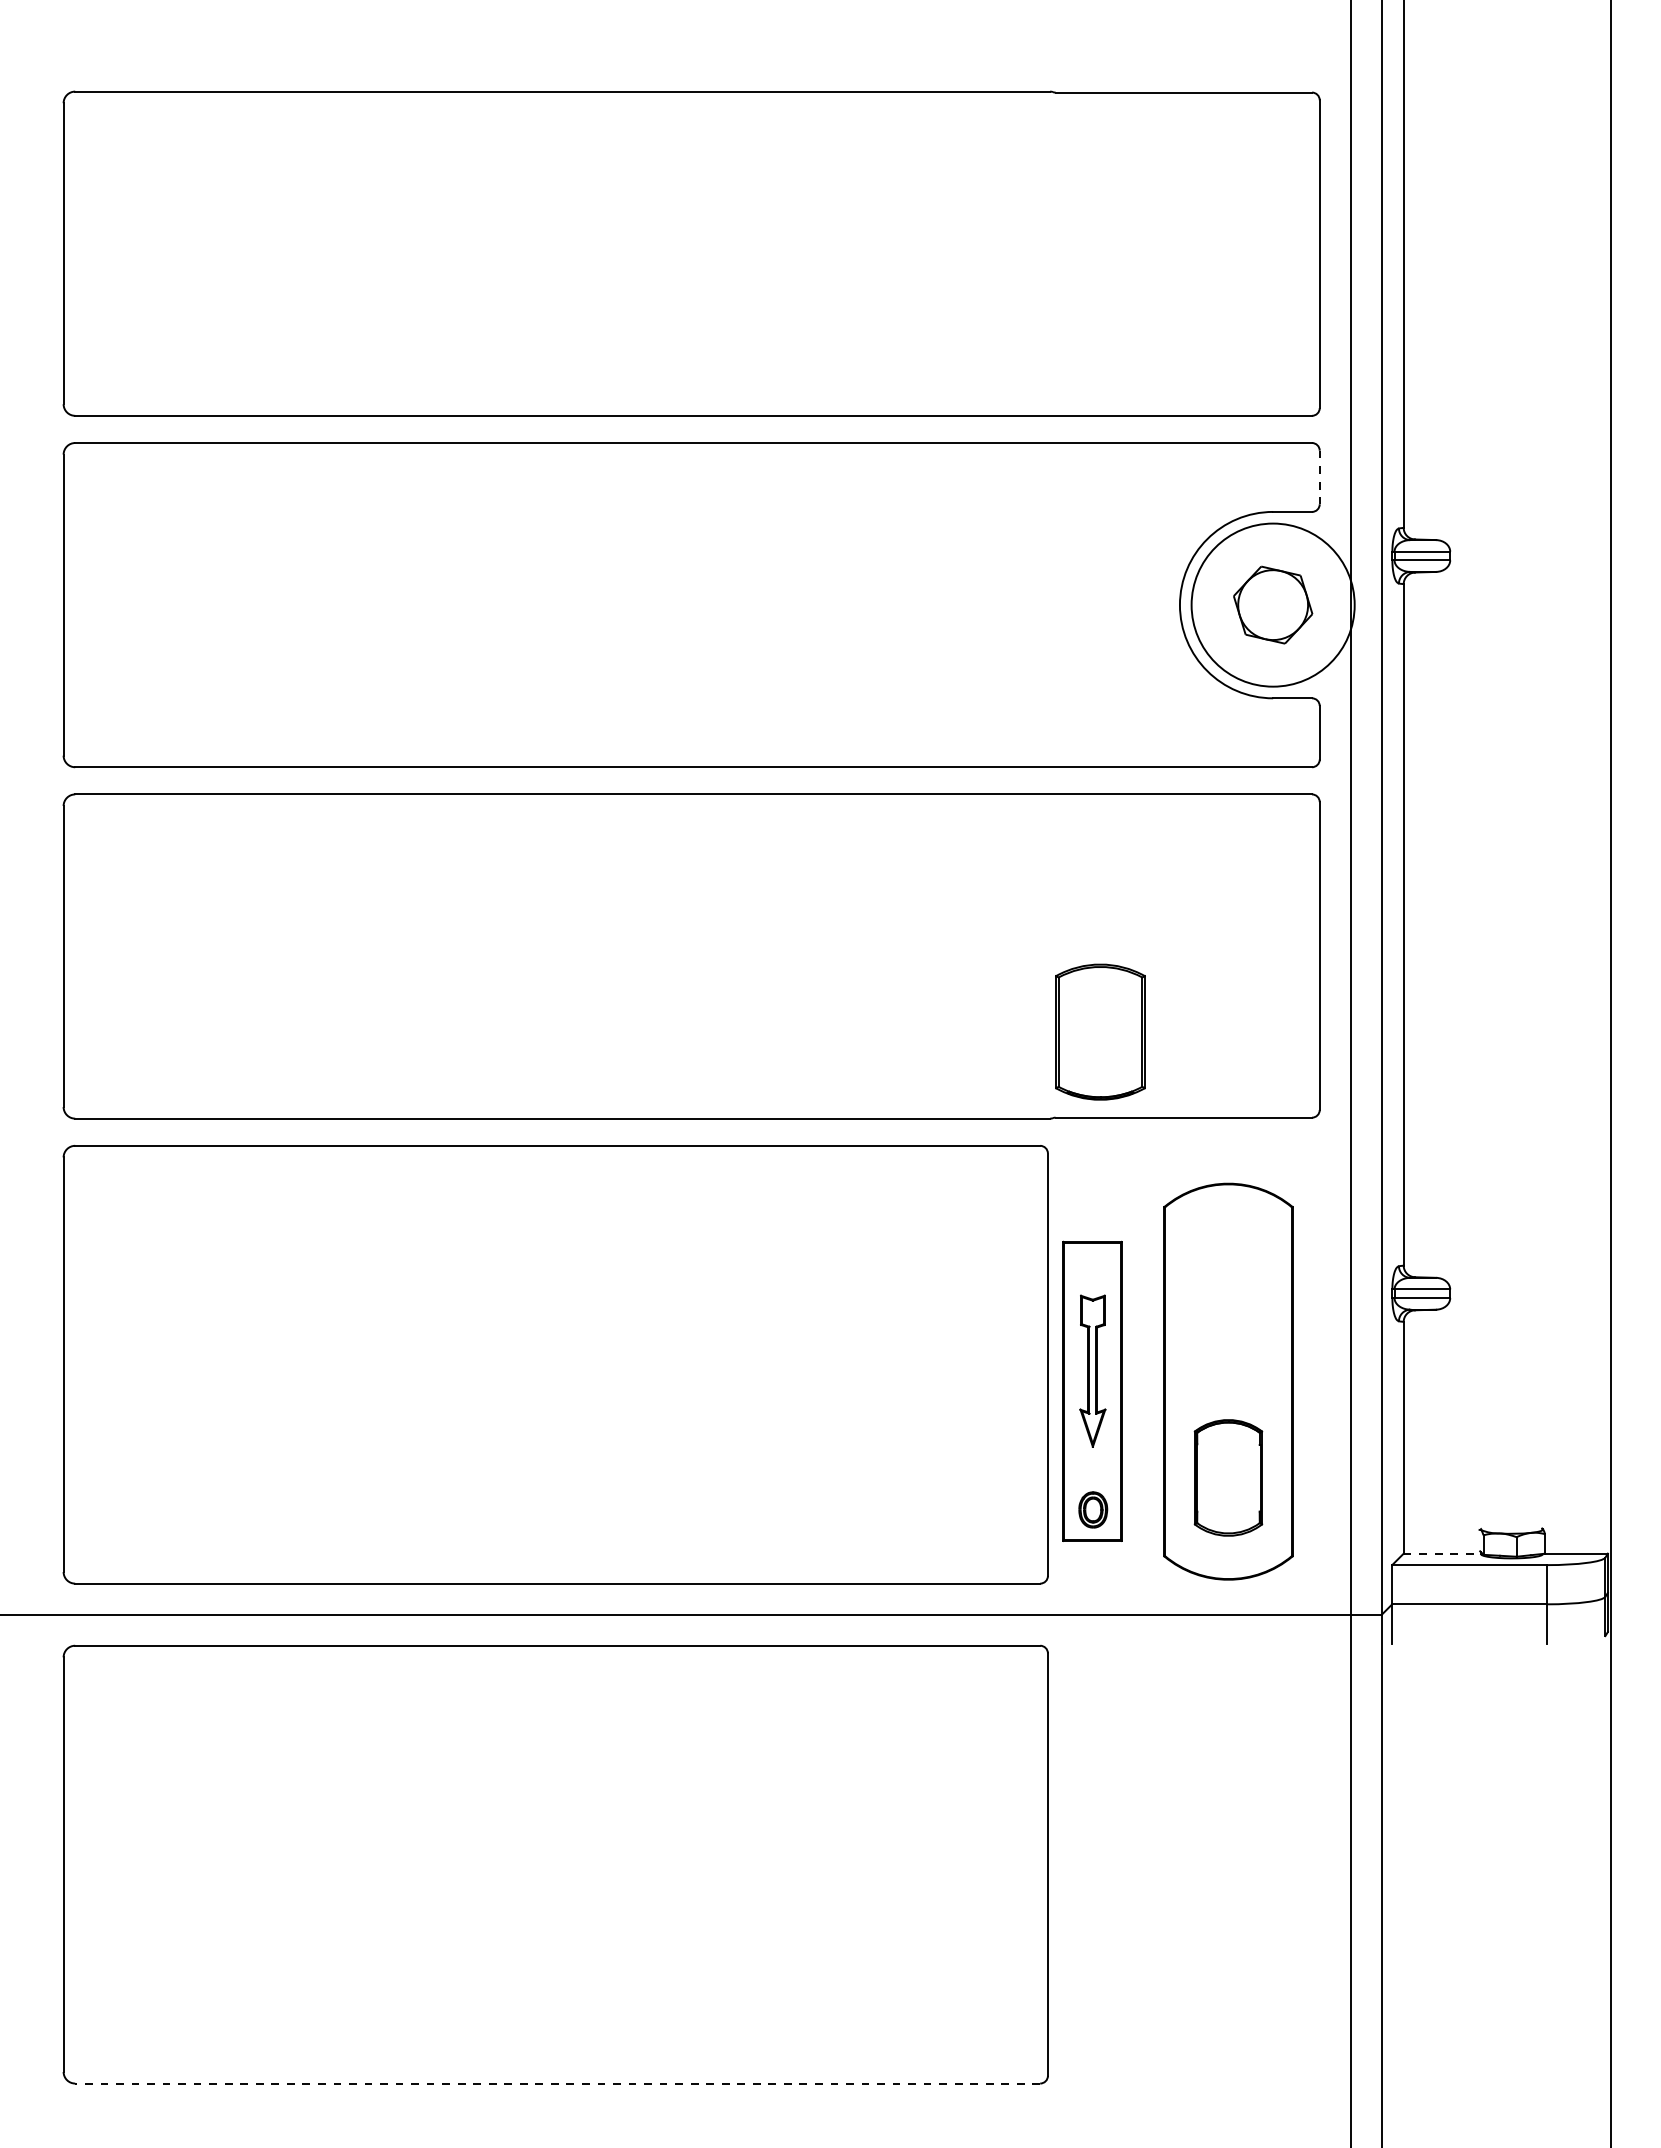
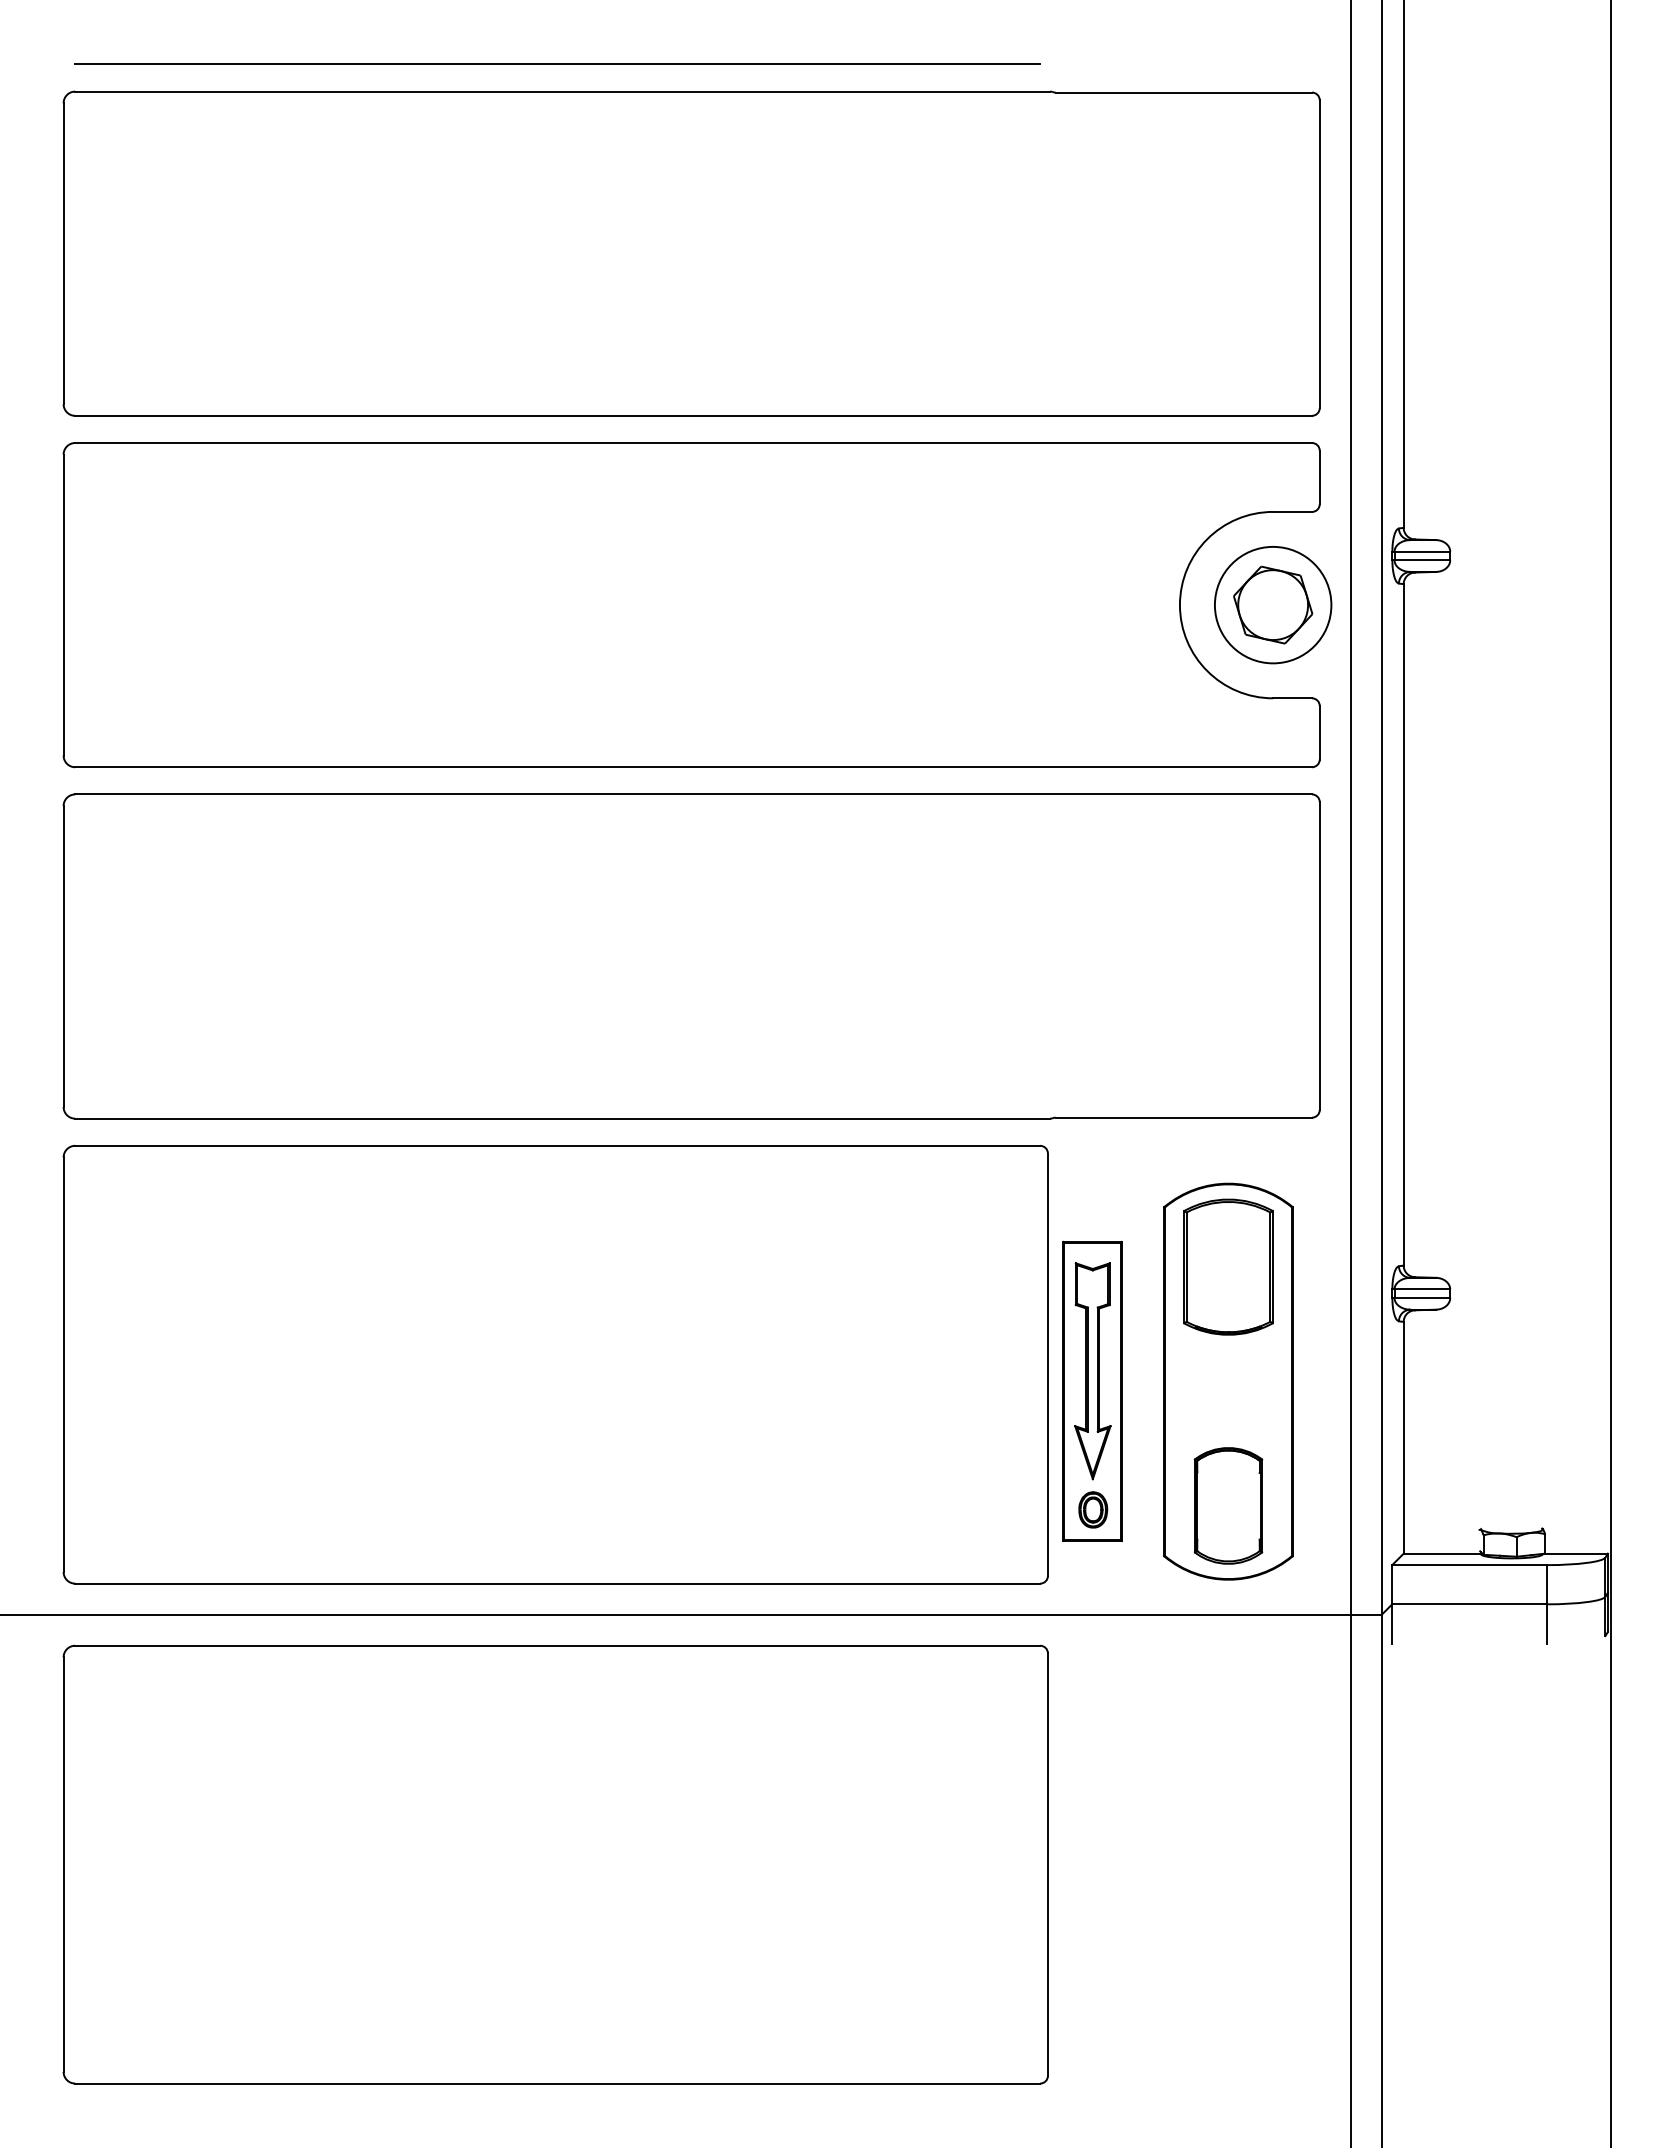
line: none -> present (557, 64)
line: dashed -> solid (1319, 477)
circle diameter: 163 px -> 116 px (1272, 604)
part position: (1100, 1031) -> (1228, 1266) (1228, 1266)
part size: 28x154 px -> 38x219 px (1092, 1371)
part position: (1228, 1477) -> (1228, 1505) (1228, 1505)
line: dashed -> solid (1442, 1553)
line: dashed -> solid (557, 2083)
